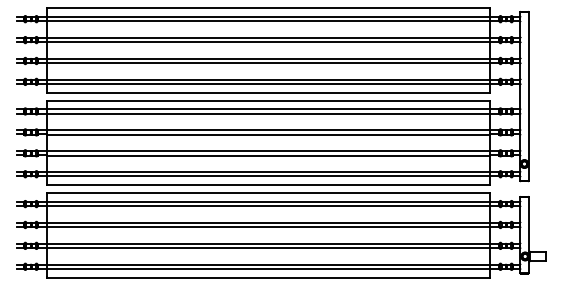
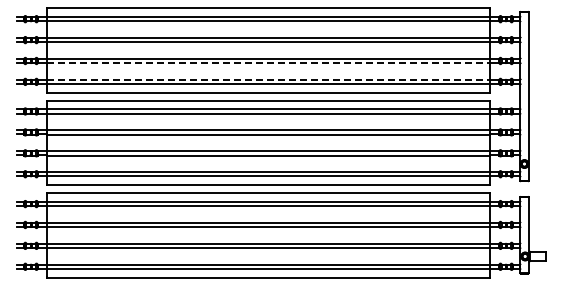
line: solid -> dashed (268, 63)
line: solid -> dashed (268, 79)
